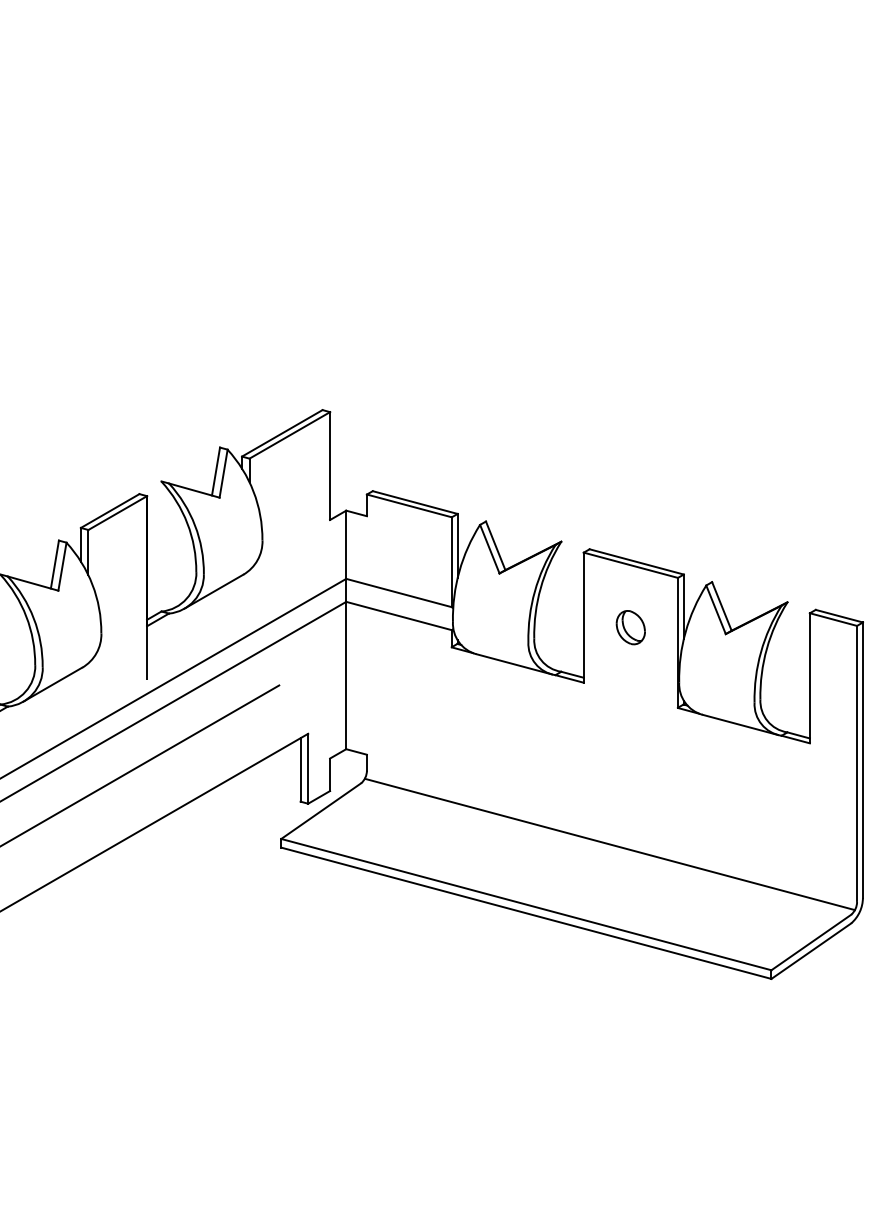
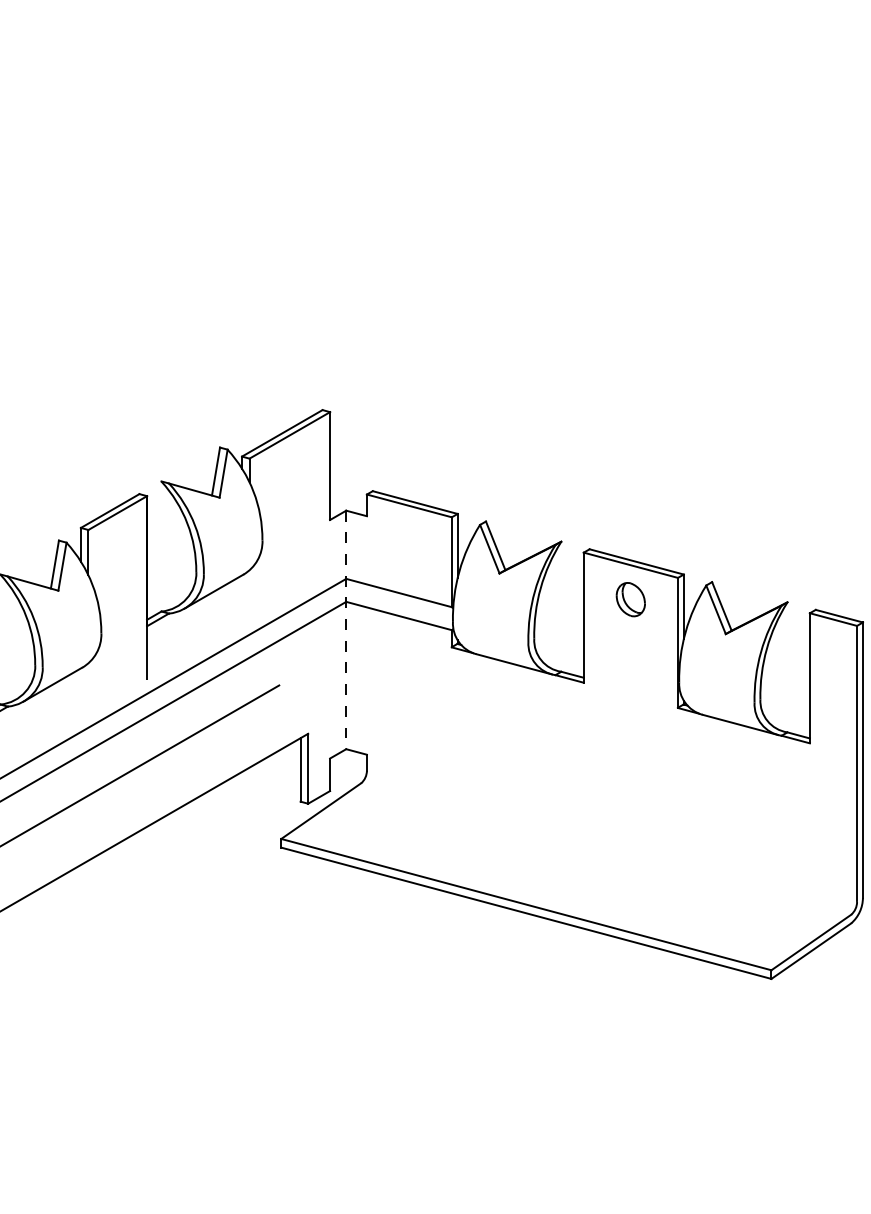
part position: (630, 627) -> (630, 599) (630, 599)
line: solid -> dashed (346, 630)
line: present -> none (609, 844)
